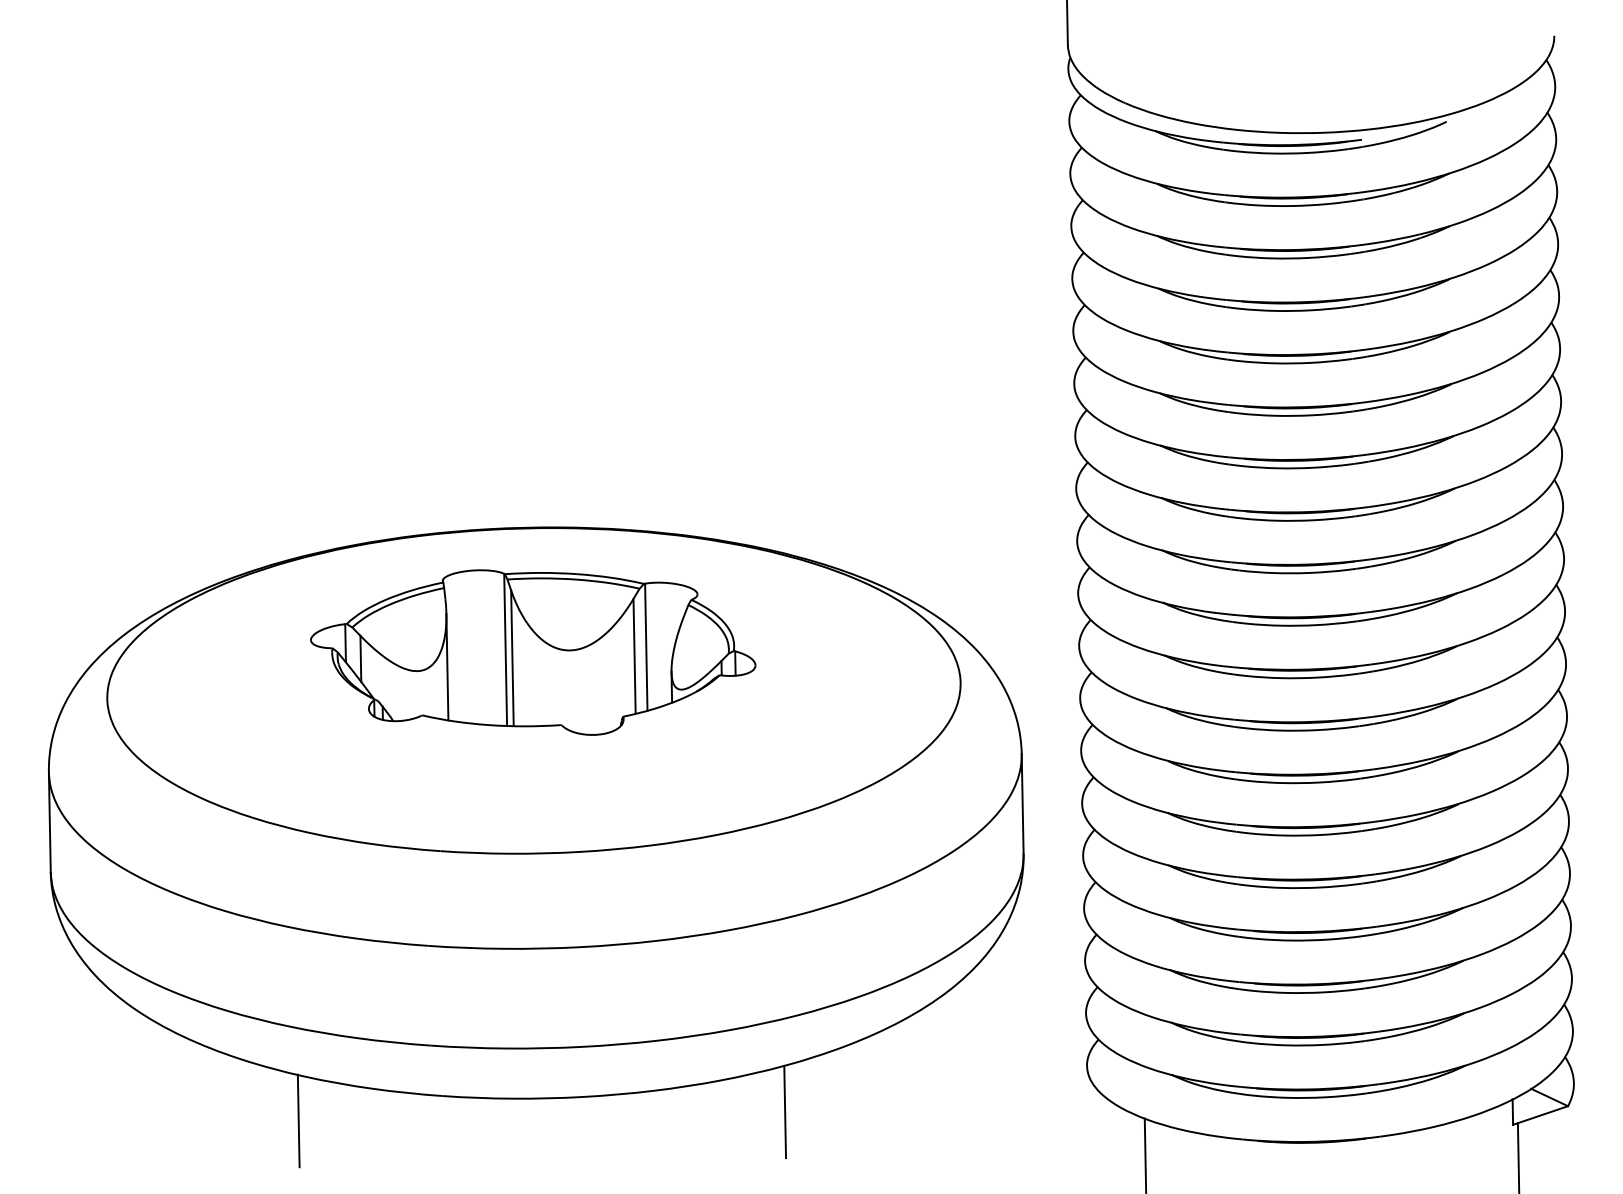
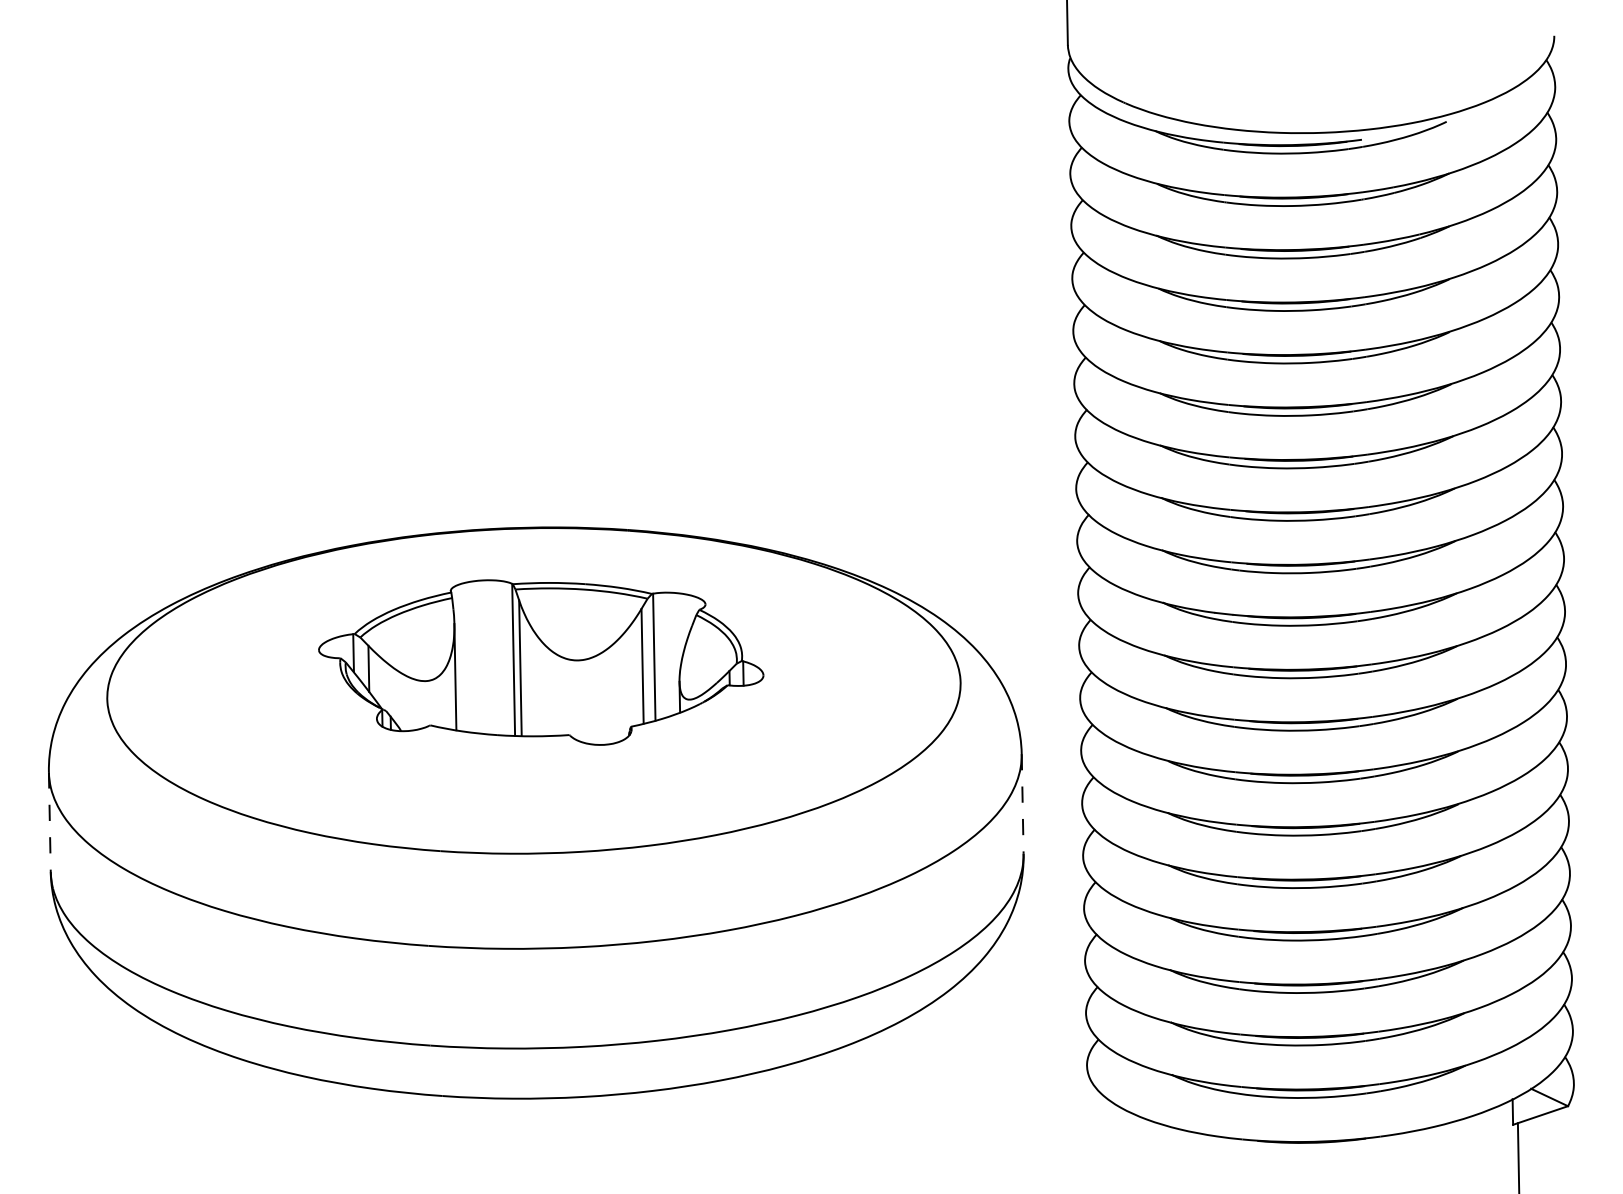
part position: (533, 652) -> (541, 662) (541, 662)
line: solid -> dashed (1022, 803)
line: solid -> dashed (49, 822)
line: present -> none (785, 1111)
line: present -> none (298, 1120)
line: present -> none (1145, 1154)
